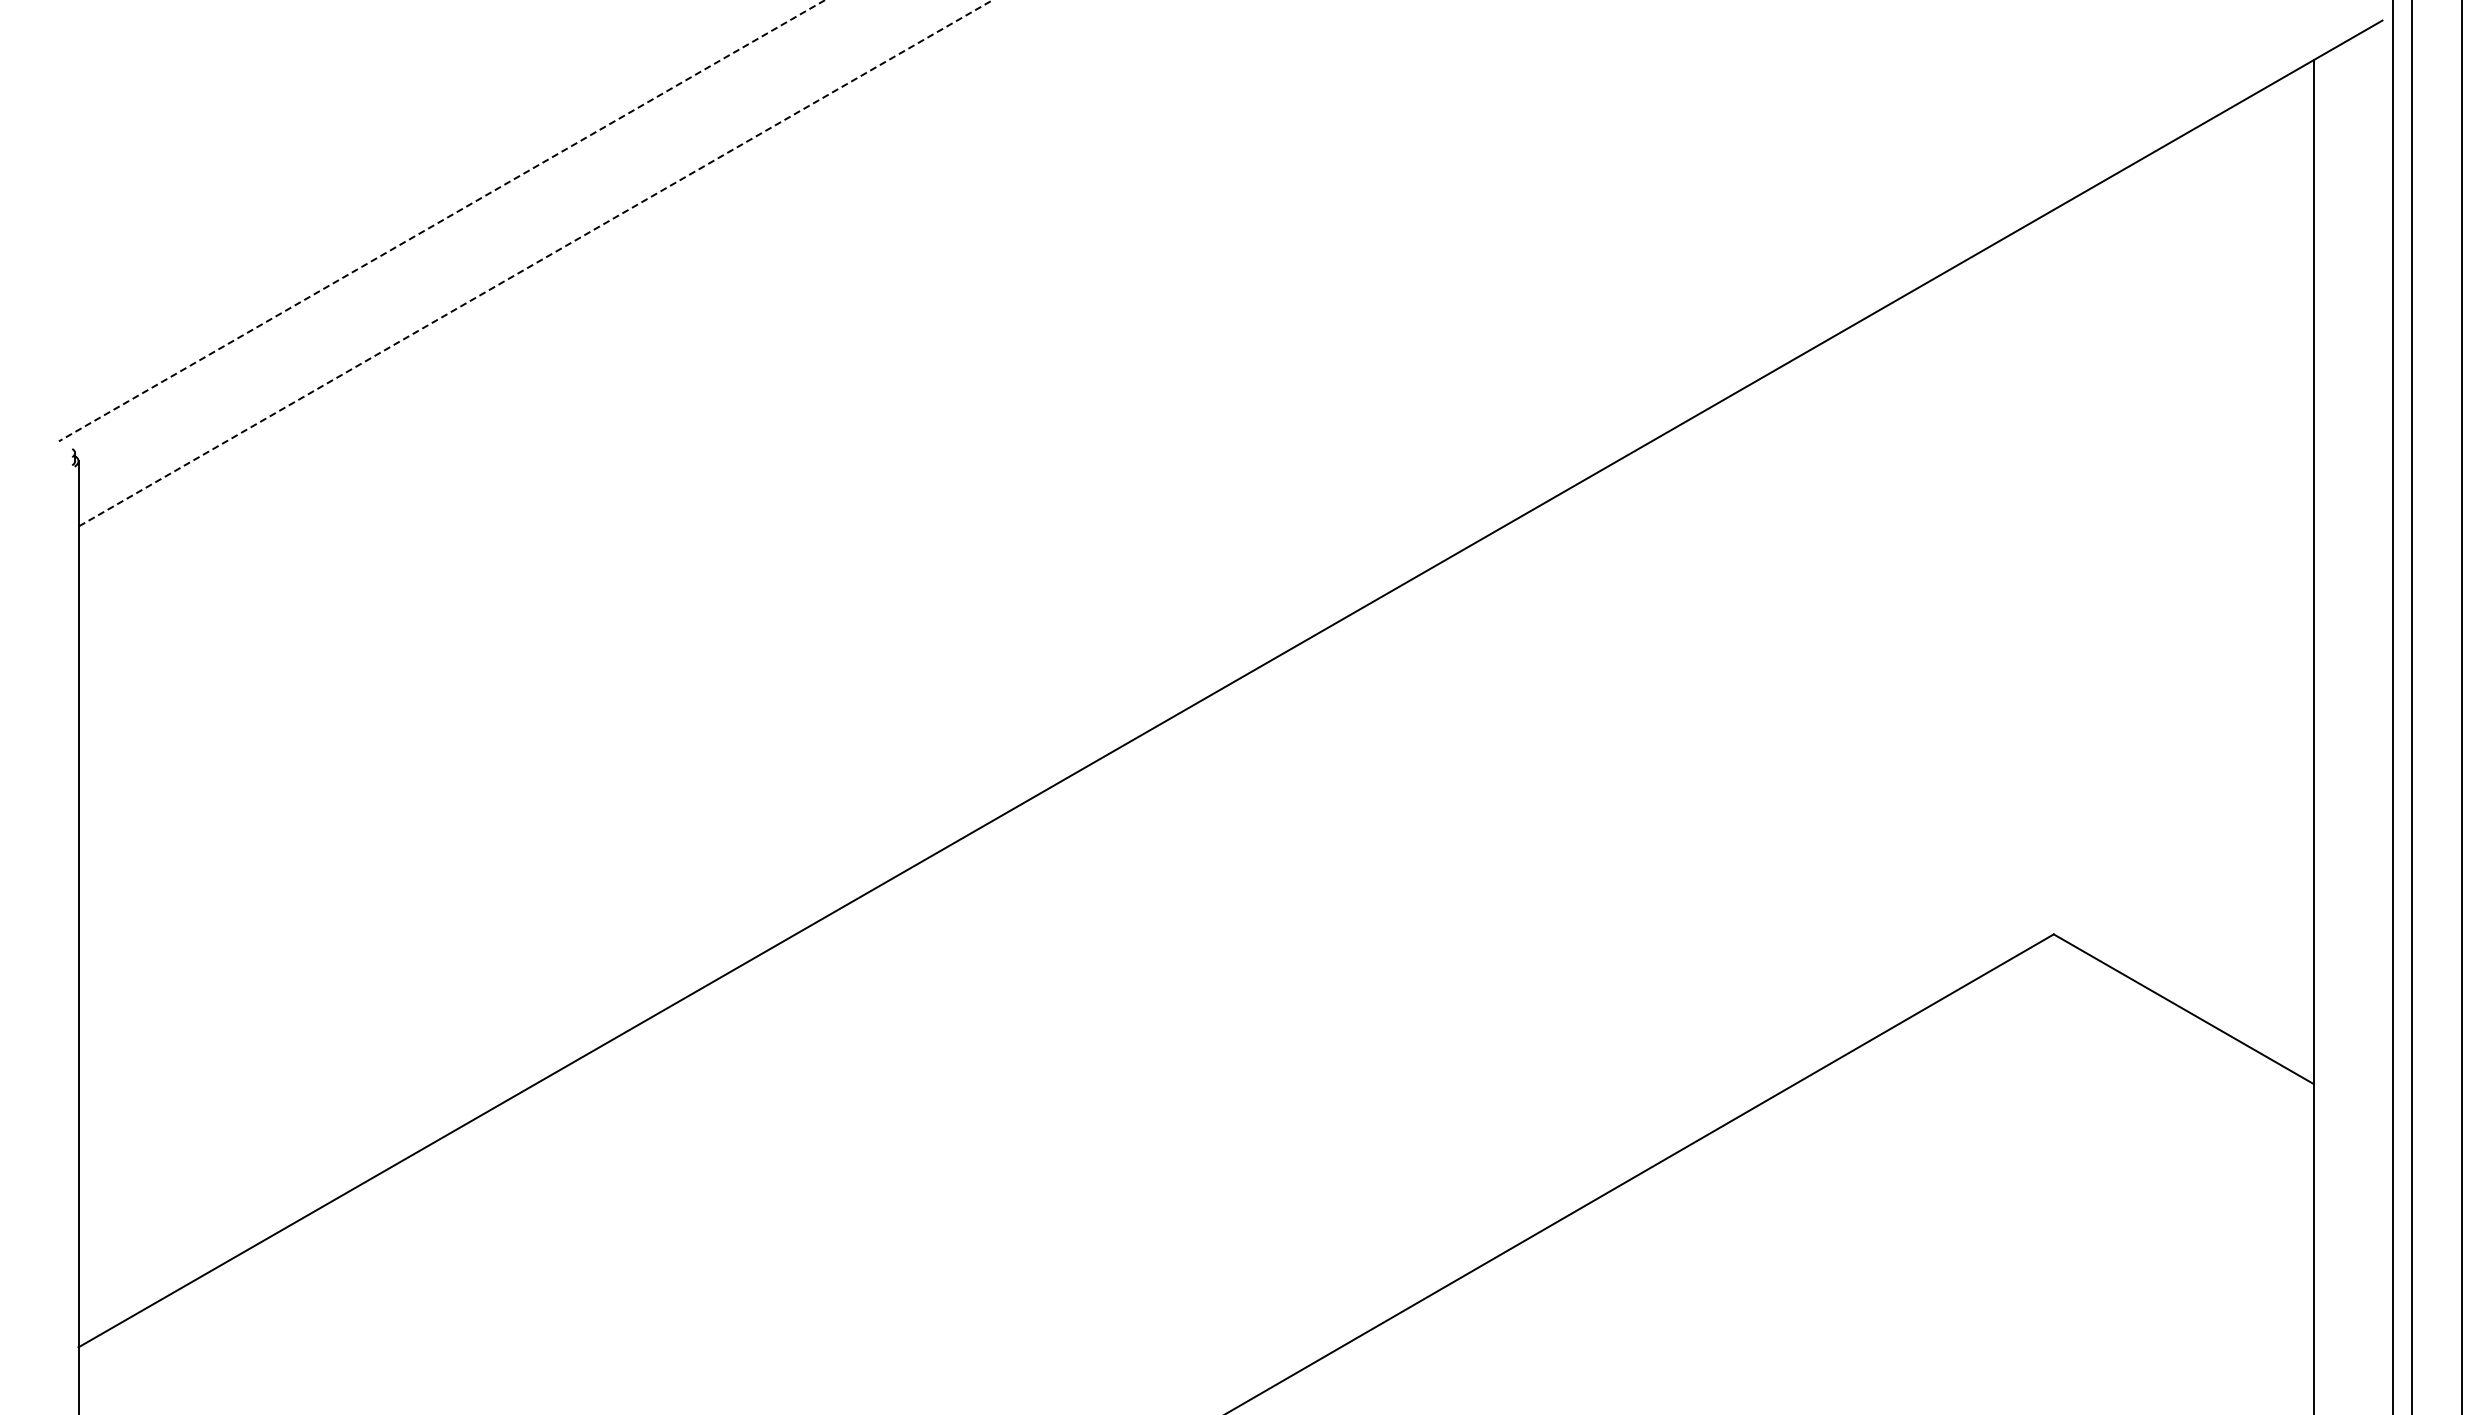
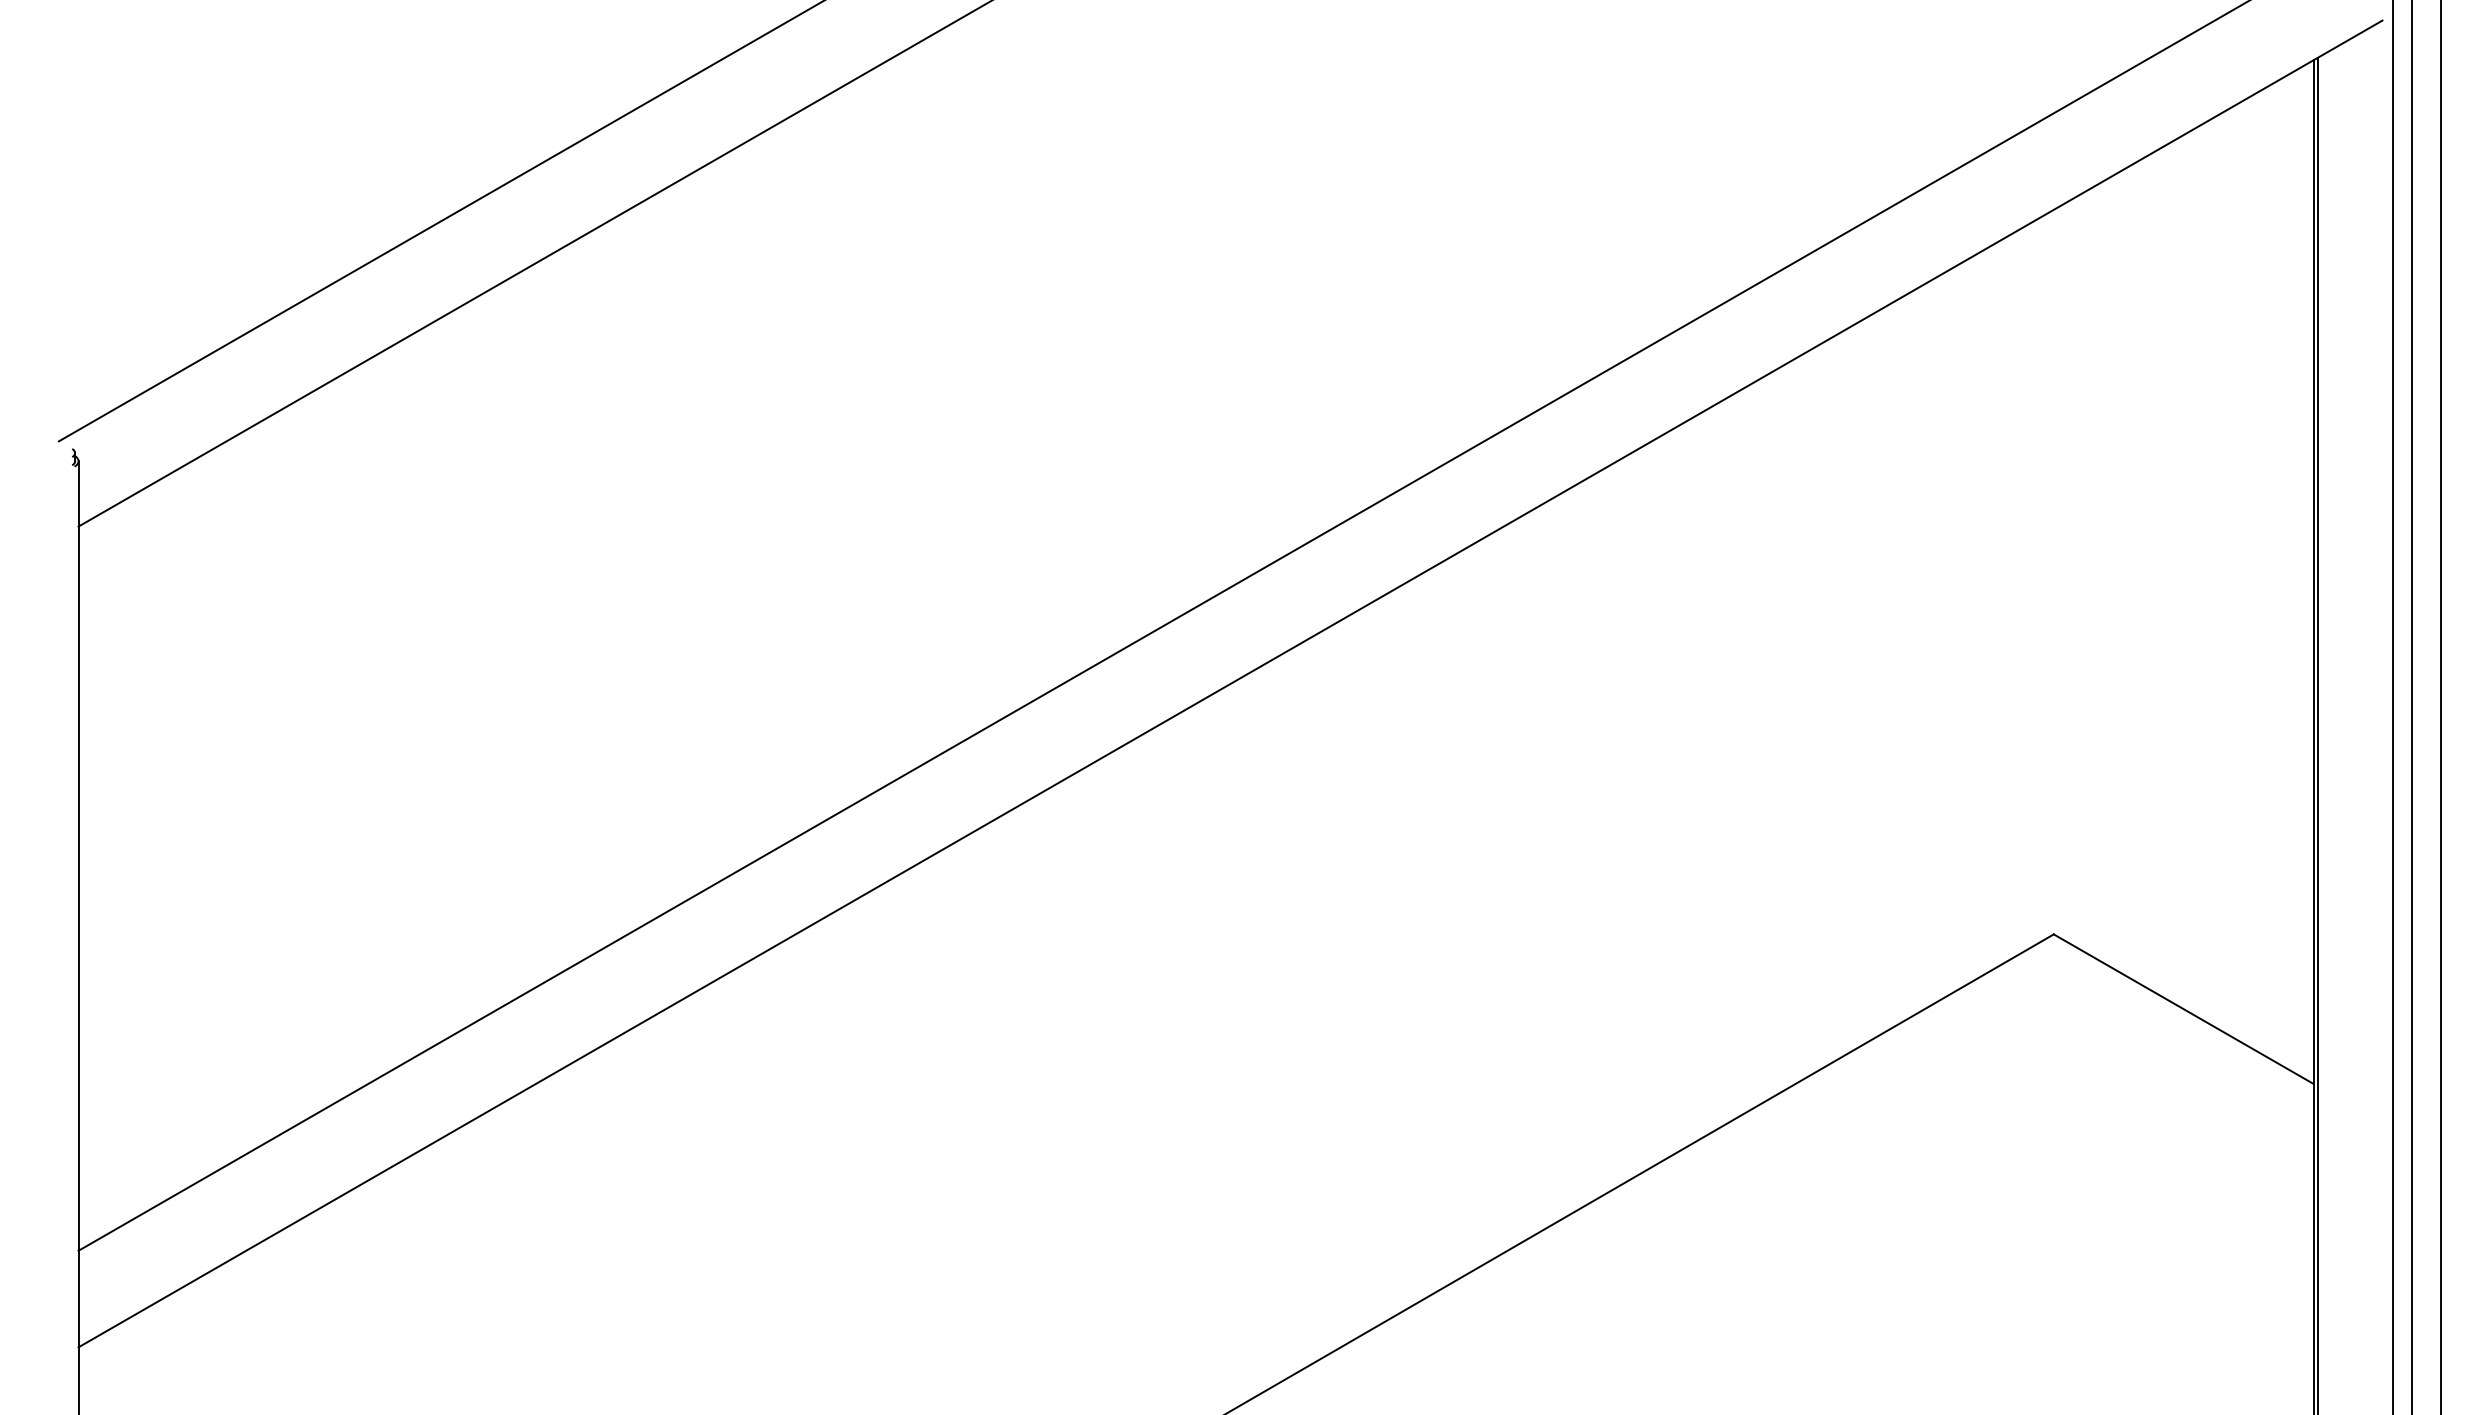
line: dashed -> solid (441, 220)
line: dashed -> solid (535, 263)
line: none -> present (1162, 626)
line position: (2461, 706) -> (2440, 706) (2440, 706)
line: none -> present (2317, 734)
